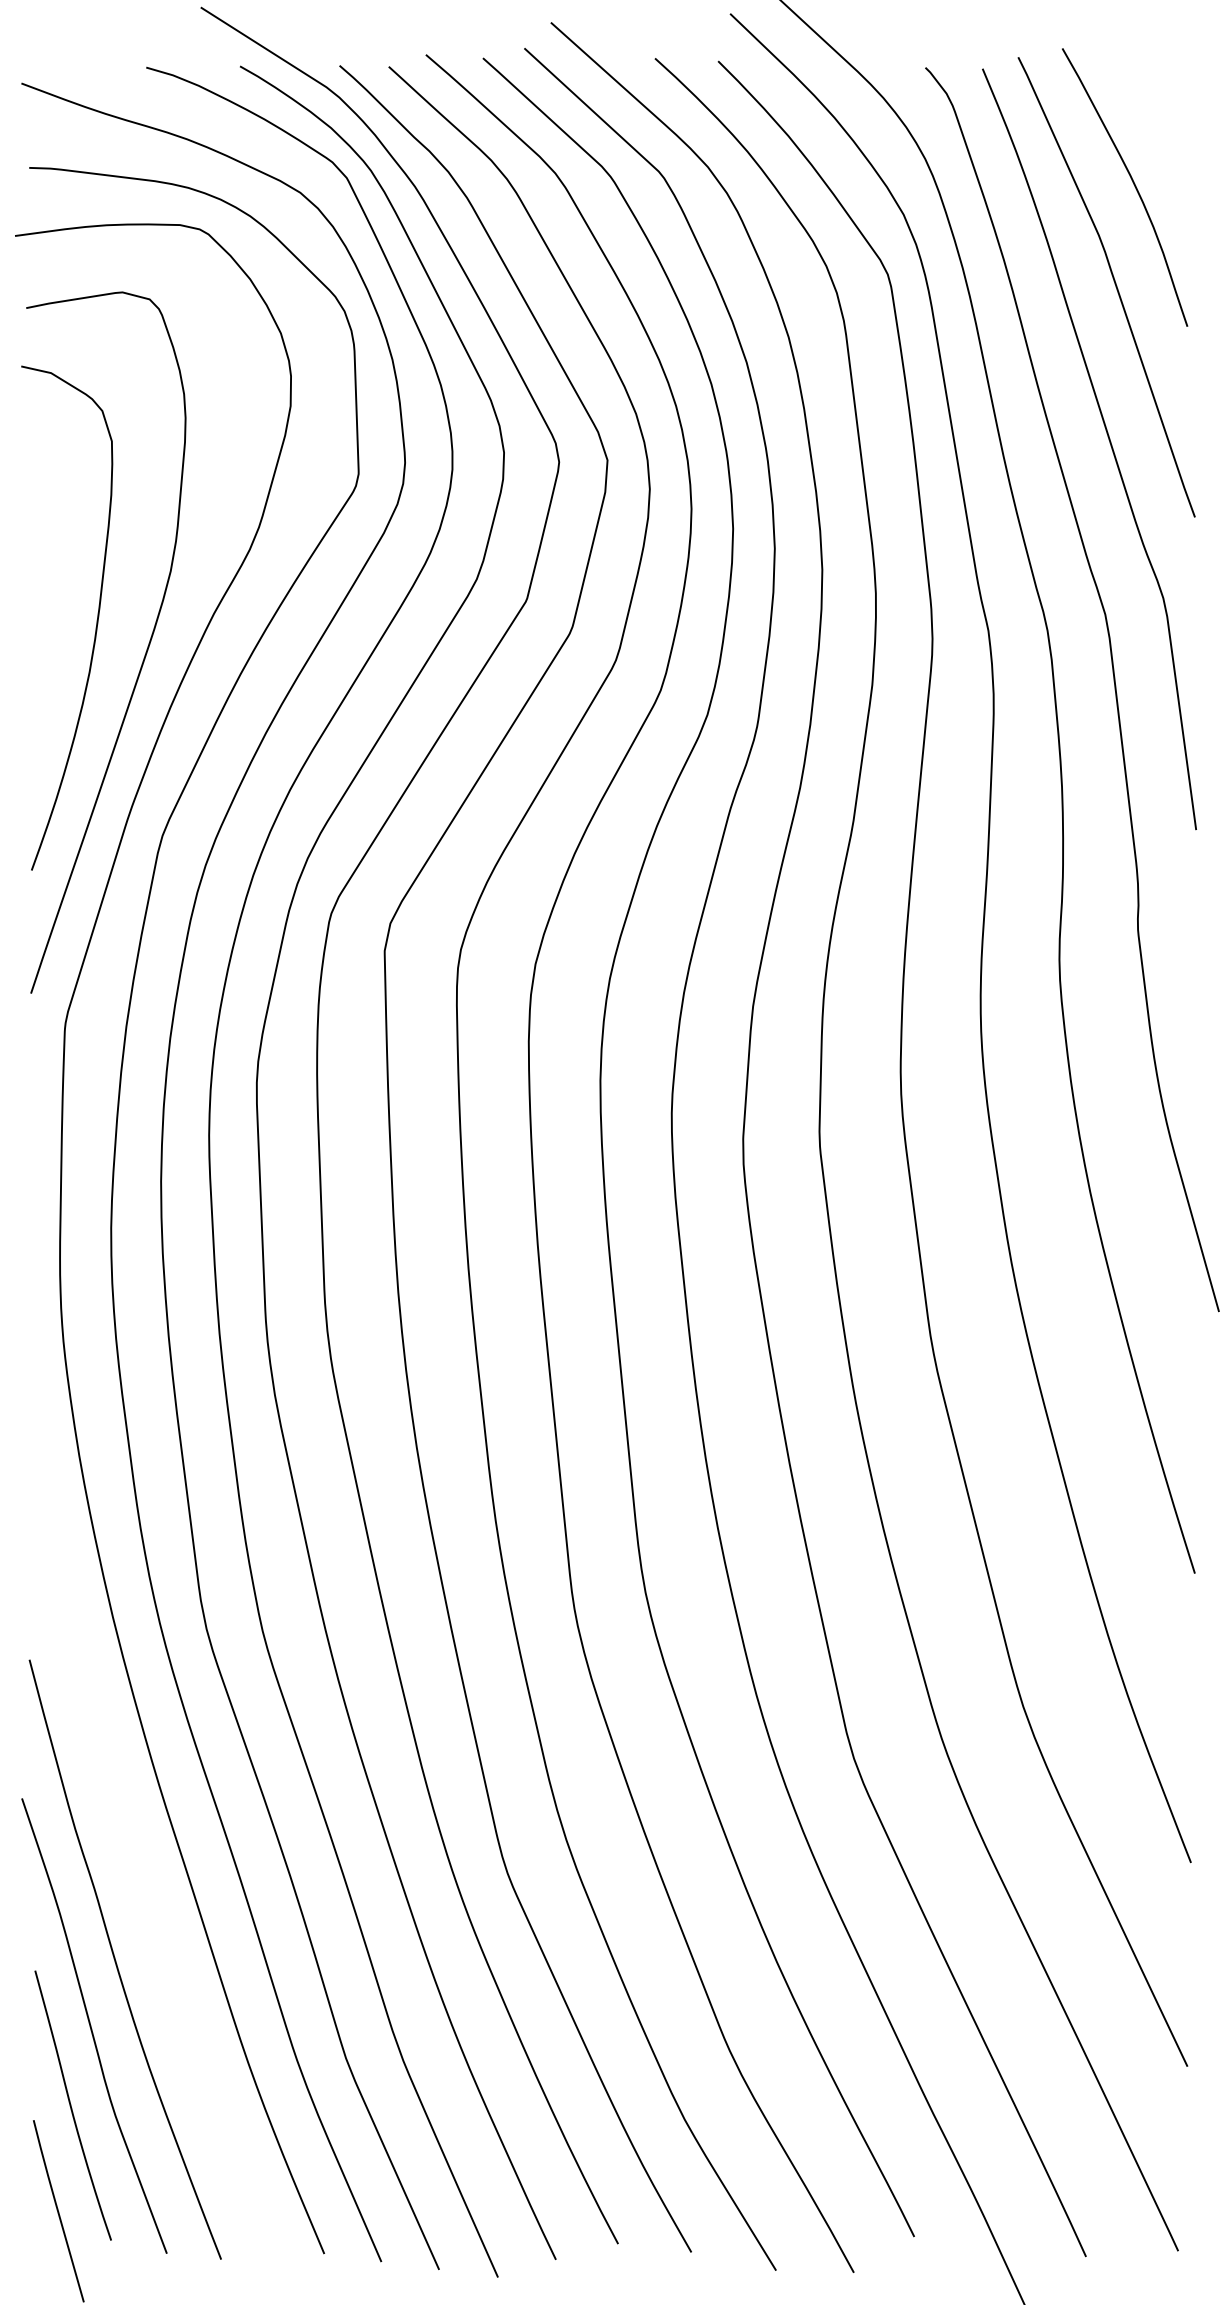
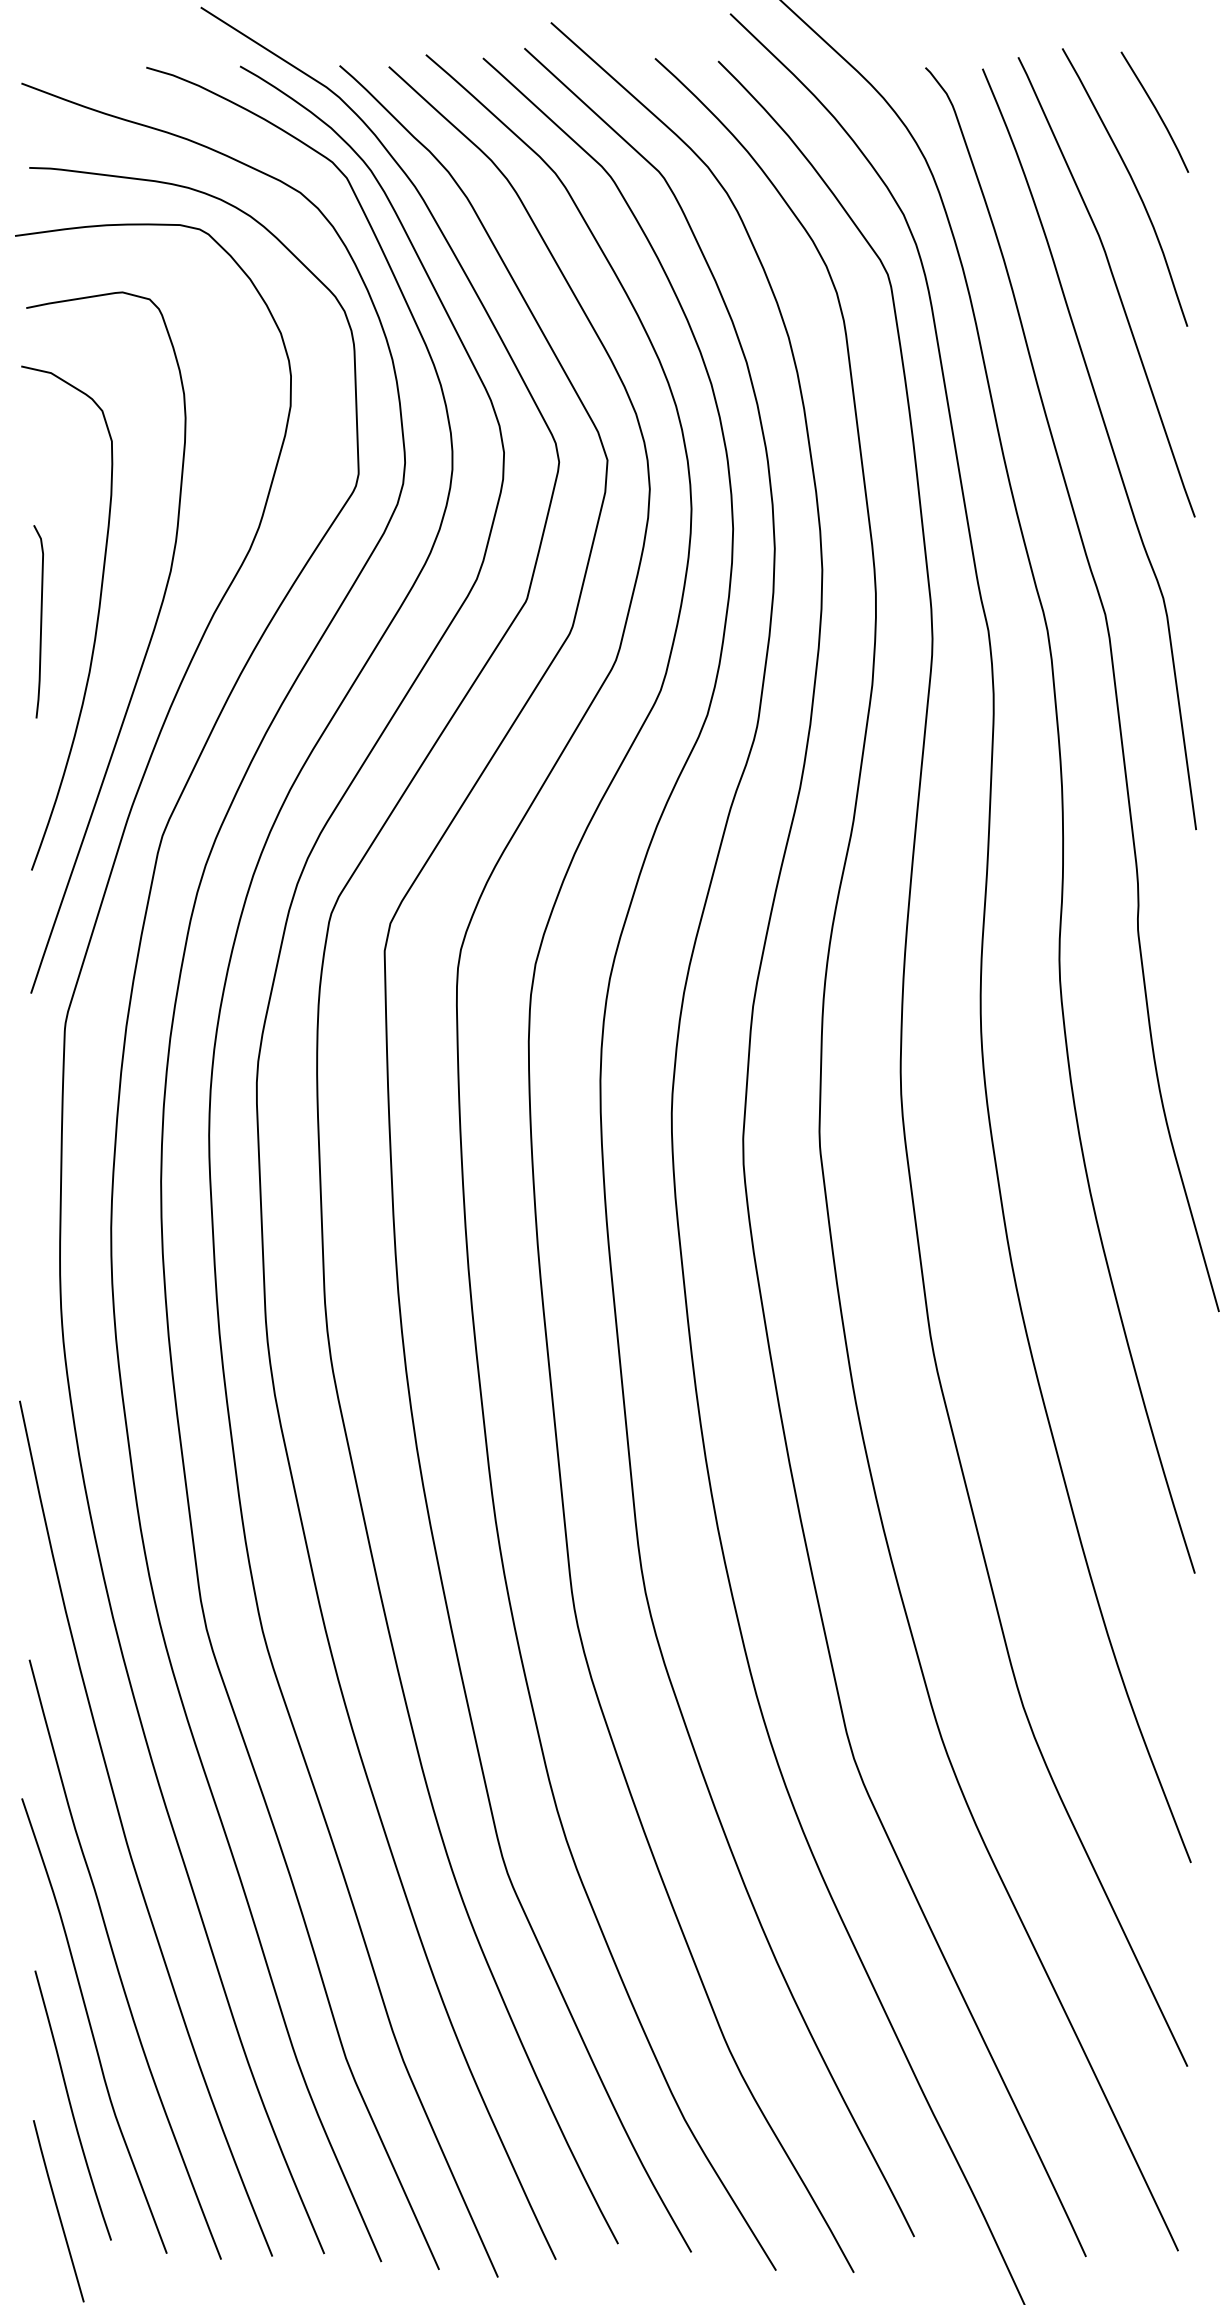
curve: none -> present (1155, 110)
curve: none -> present (40, 621)
curve: none -> present (125, 1833)
